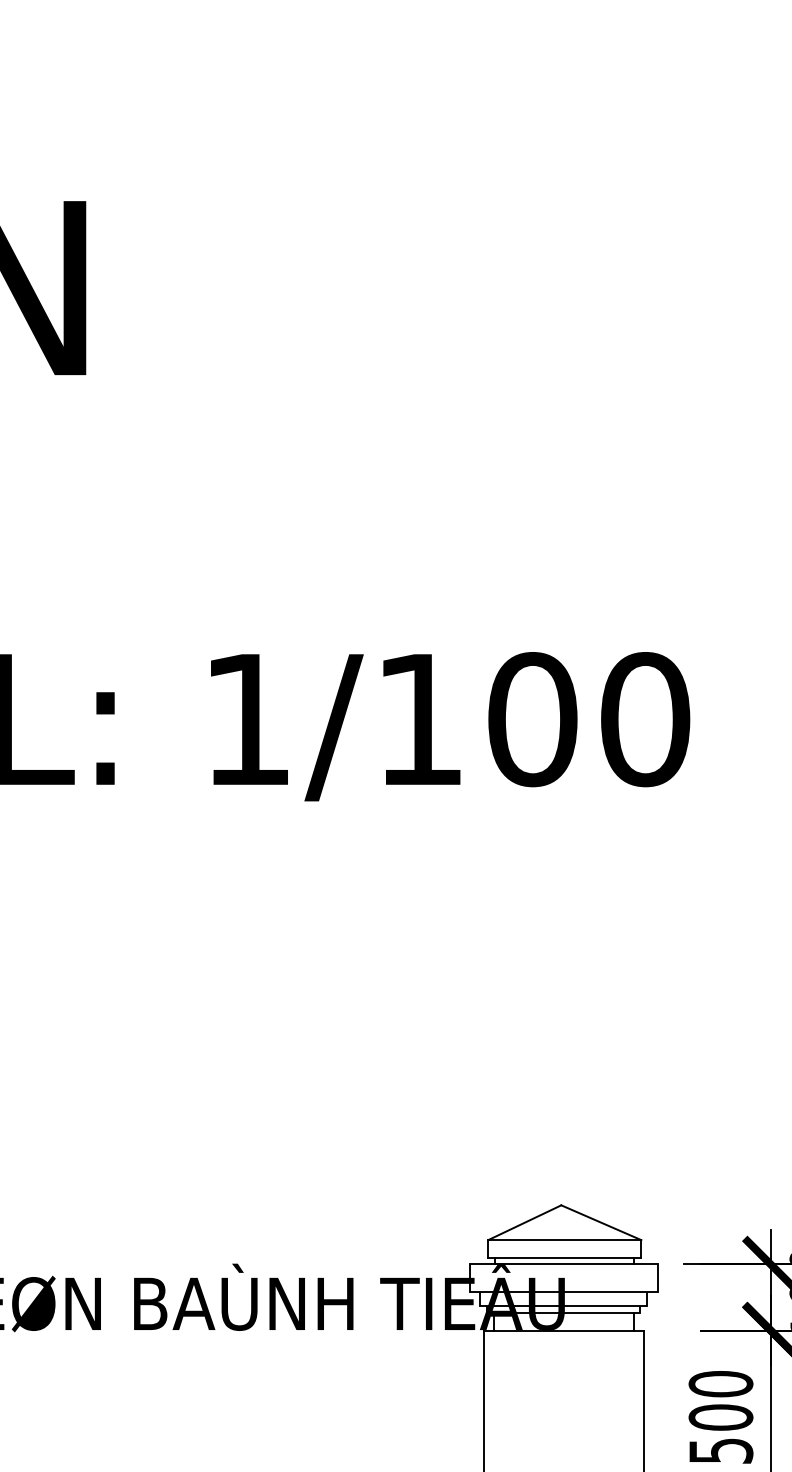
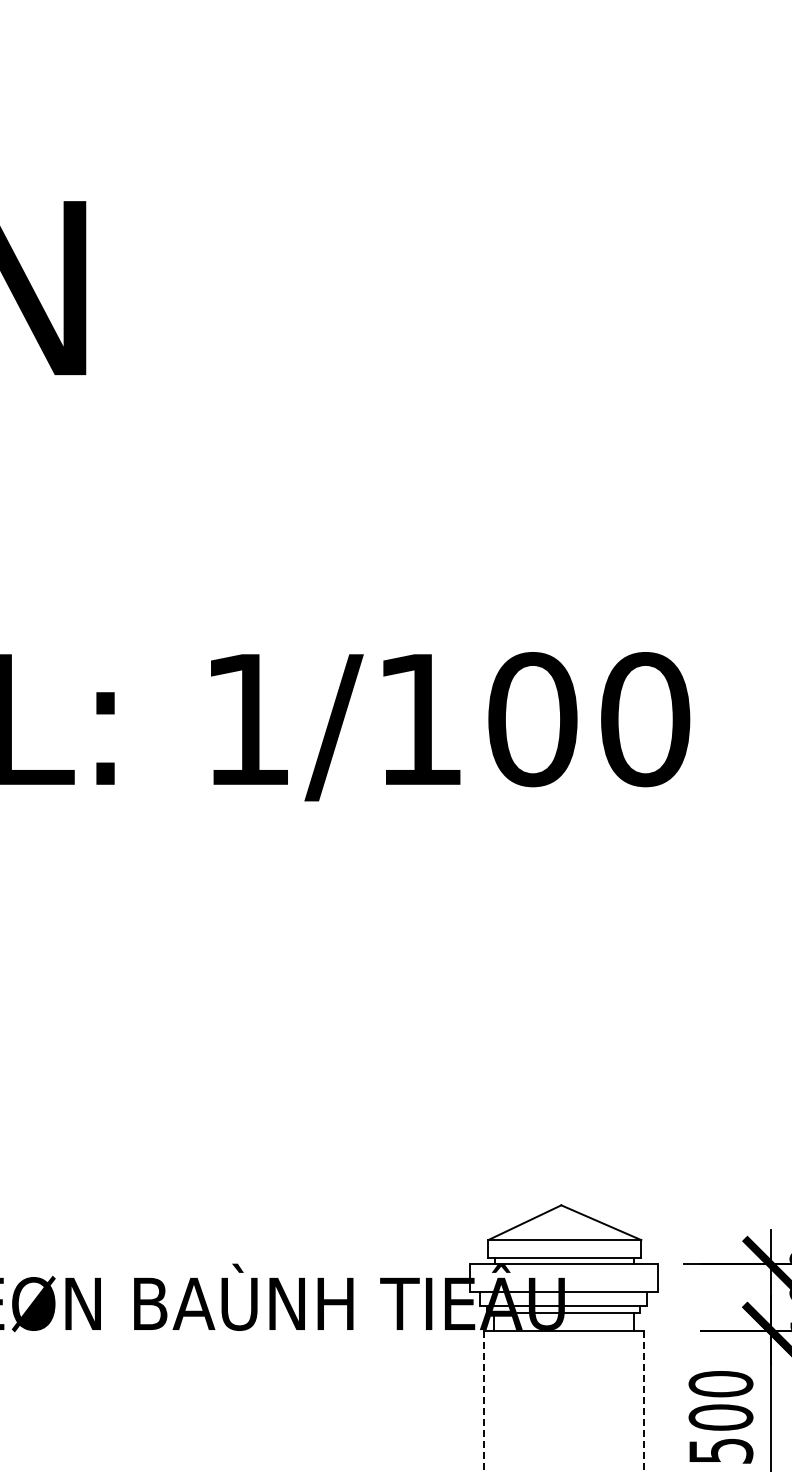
line: solid -> dashed (483, 1401)
line: solid -> dashed (643, 1401)
